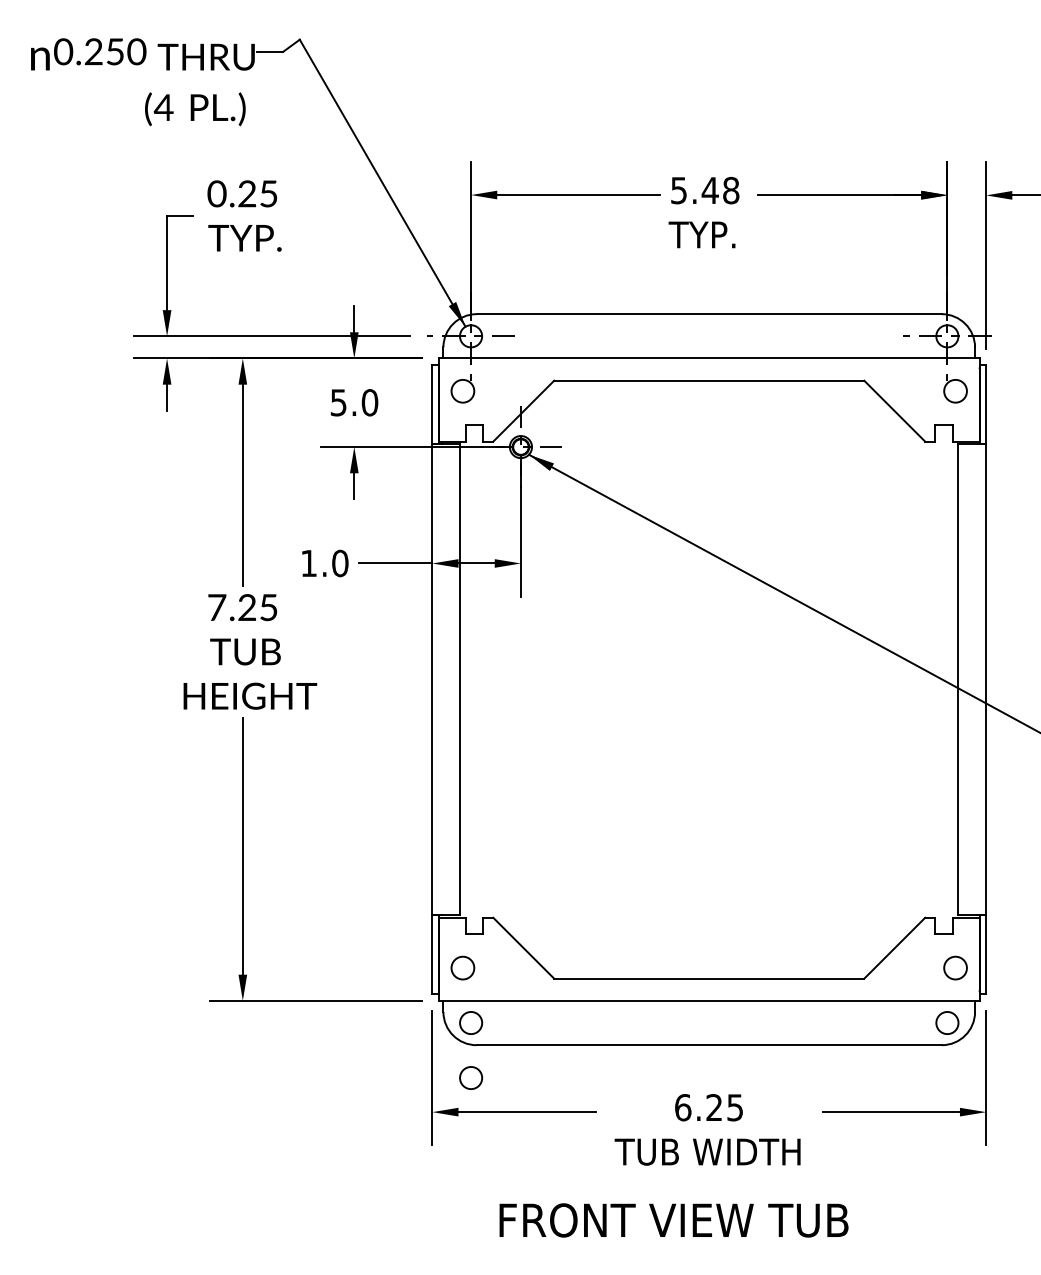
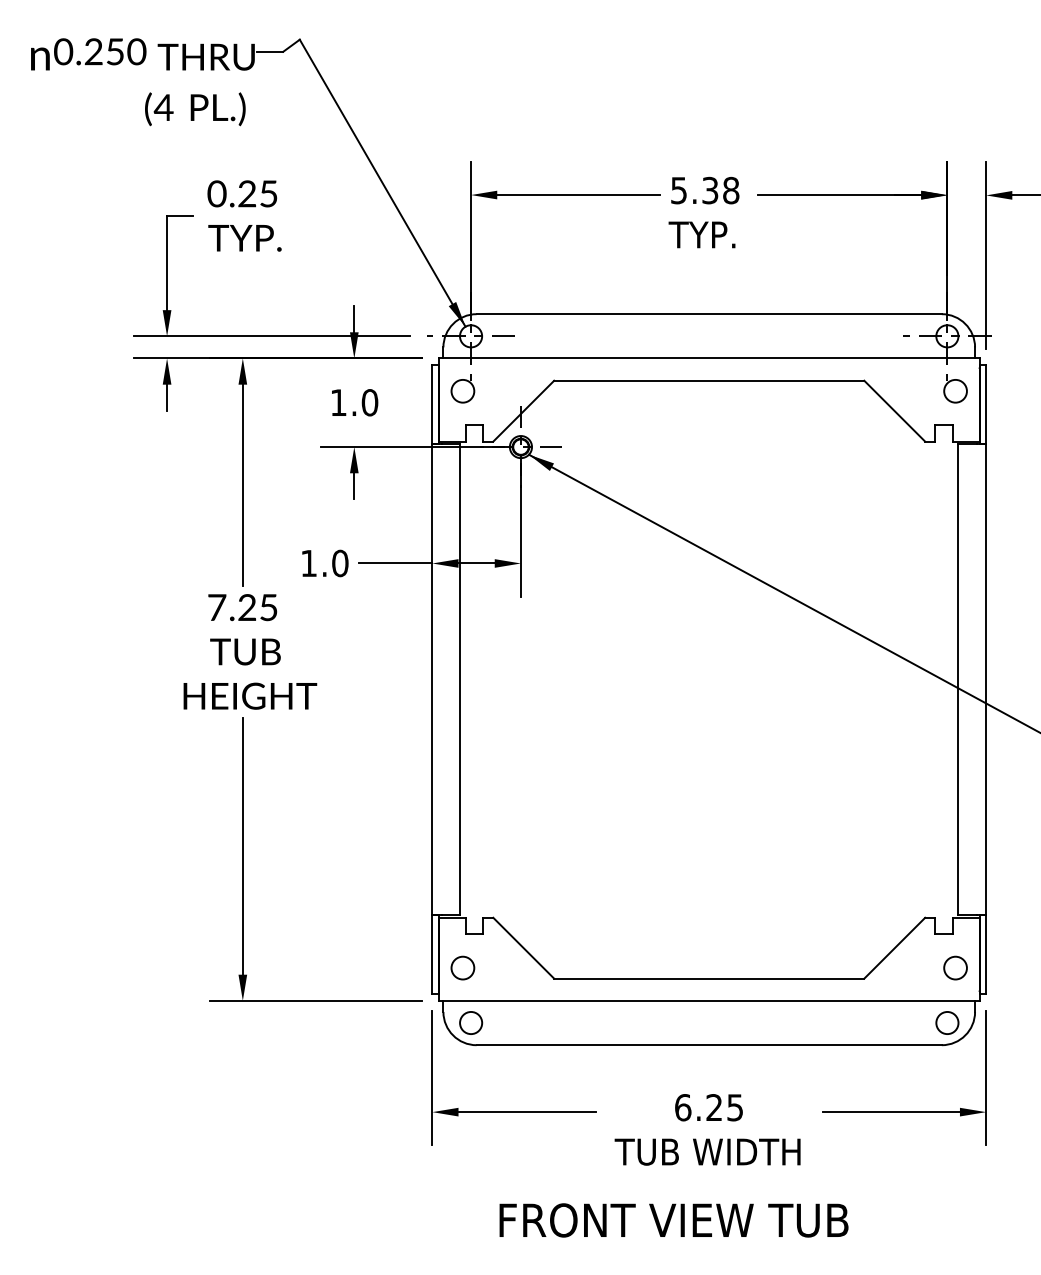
text: 5.48 -> 5.38 (709, 190)
text: 5.0 -> 1.0 (338, 402)
circle: present -> none (471, 1077)
